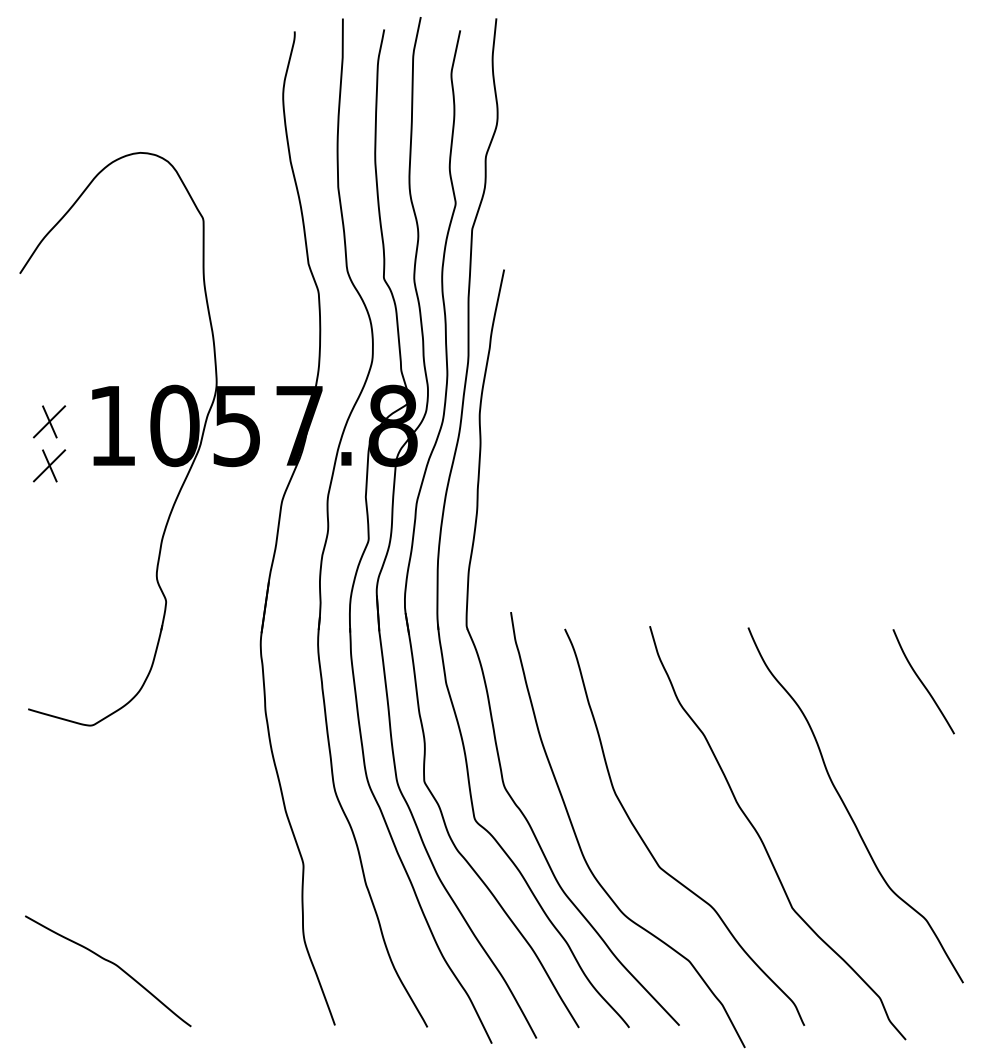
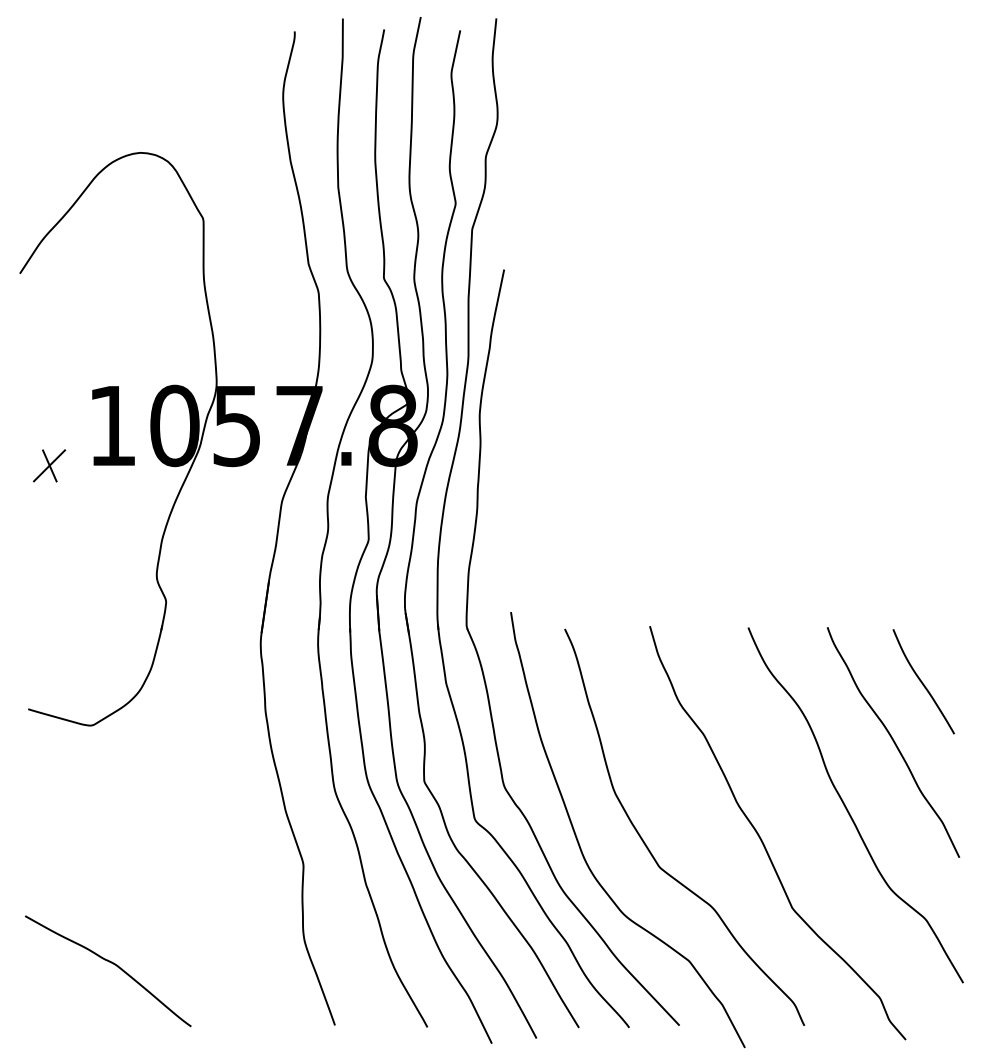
part: present -> none (49, 421)
curve: none -> present (893, 742)
